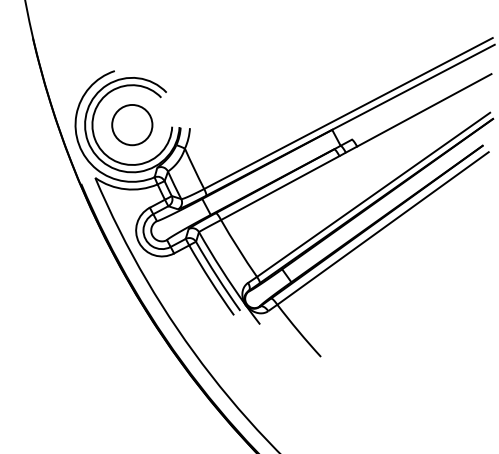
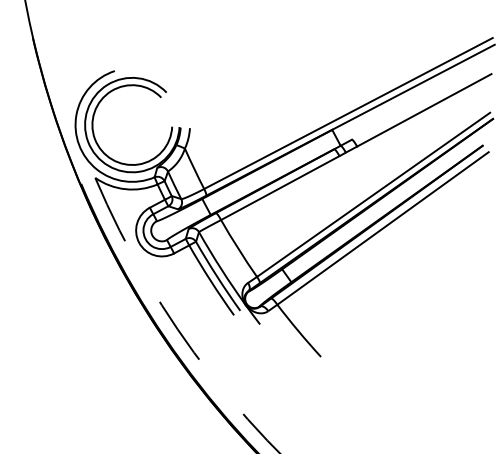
circle: present -> none (132, 125)
arc: solid -> dashed (174, 325)
